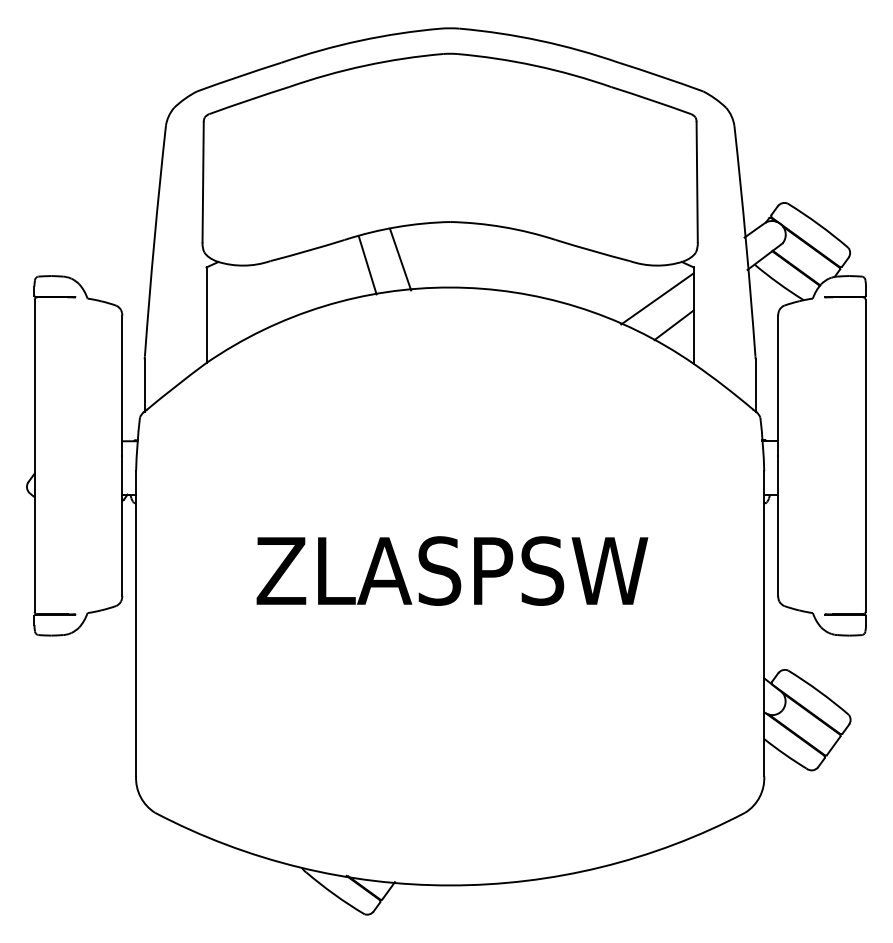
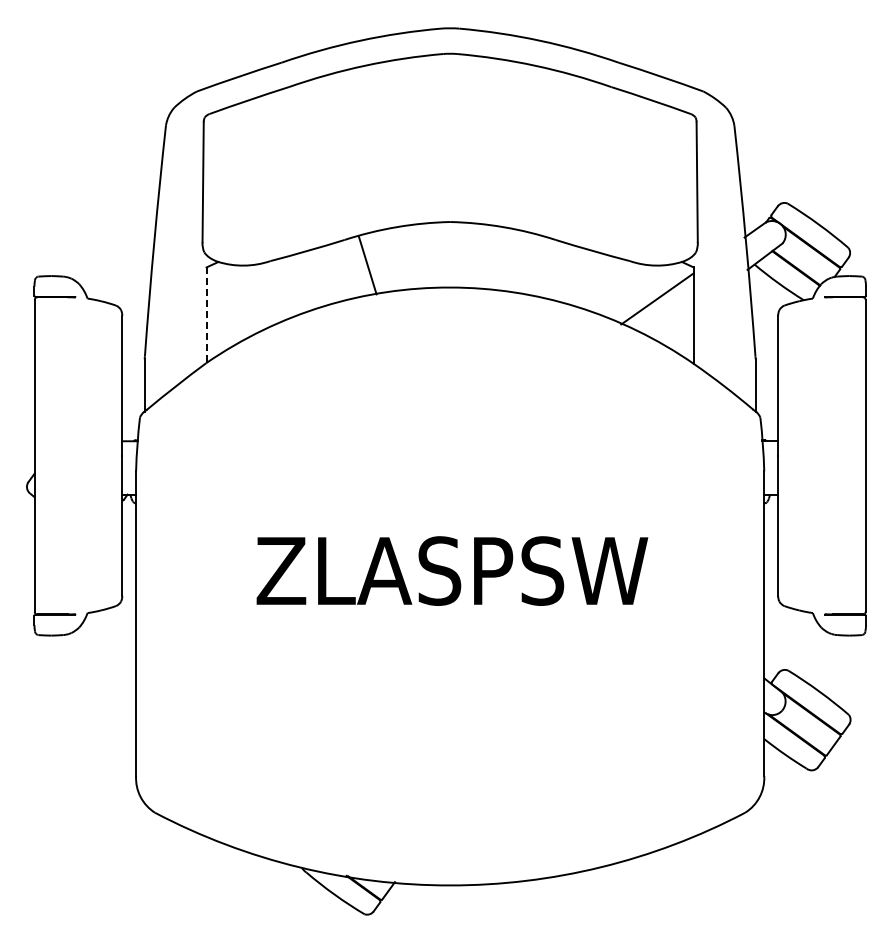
line: present -> none (400, 259)
line: solid -> dashed (206, 315)
line: present -> none (673, 325)
